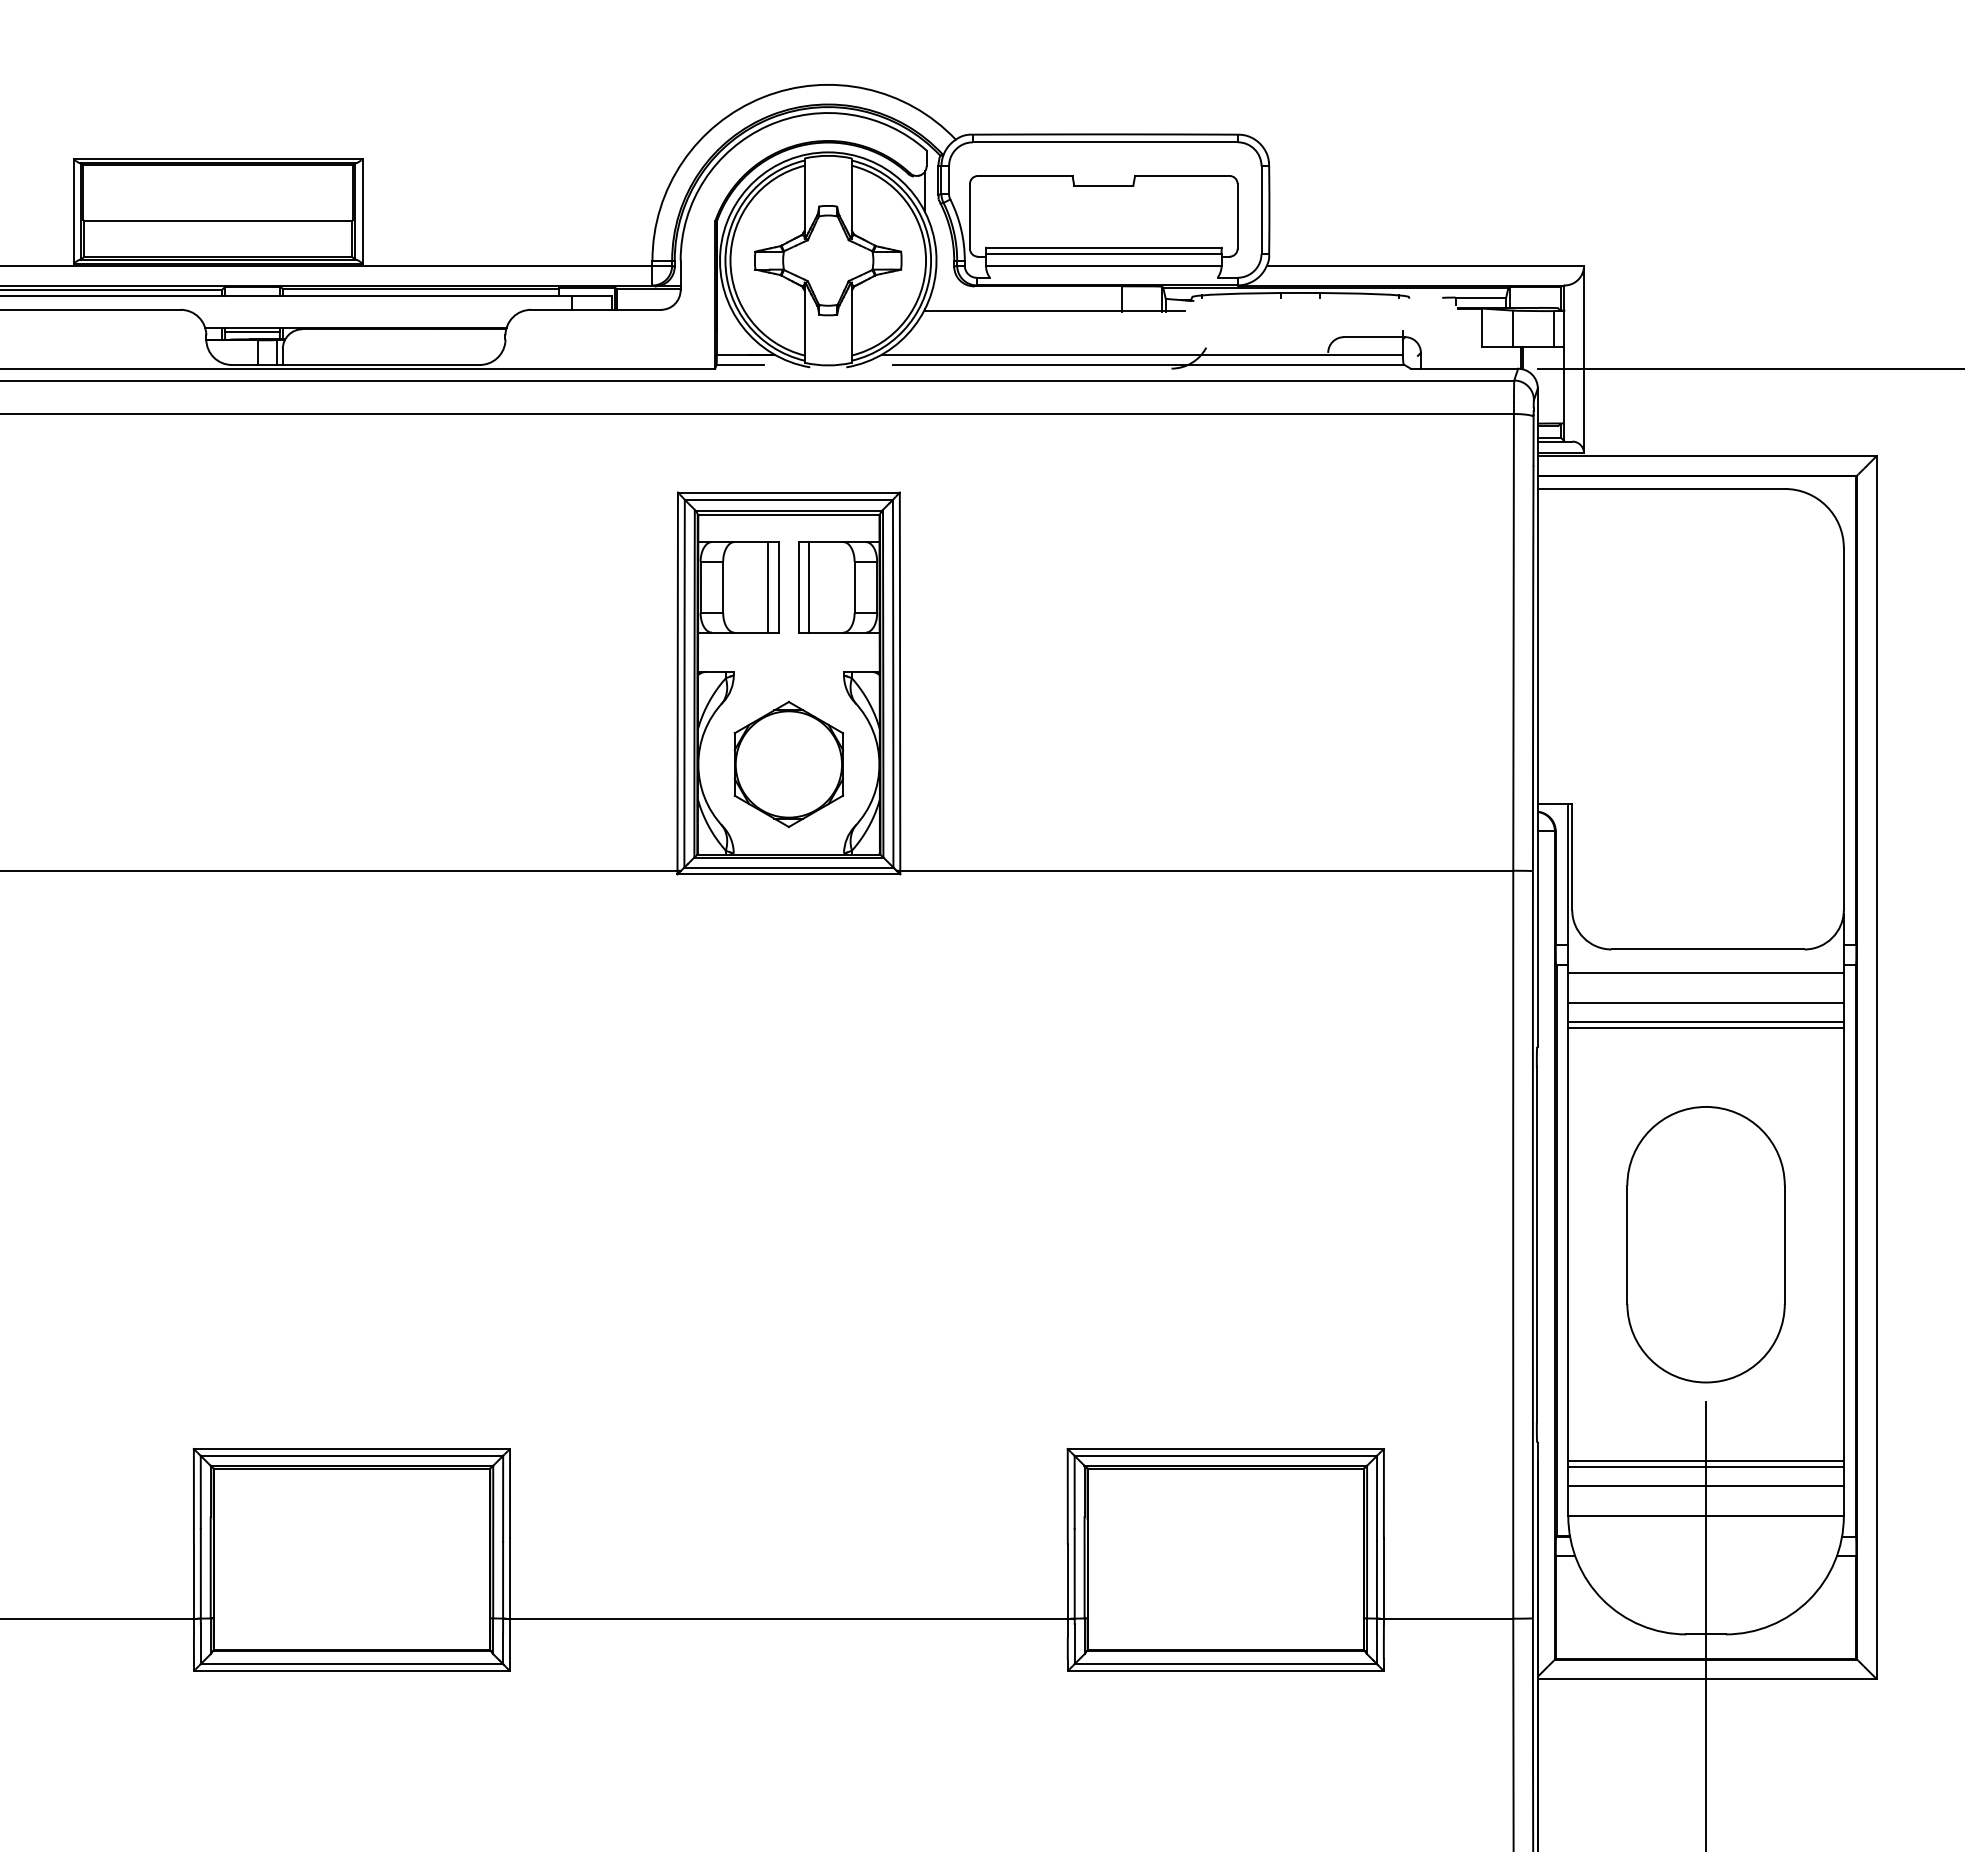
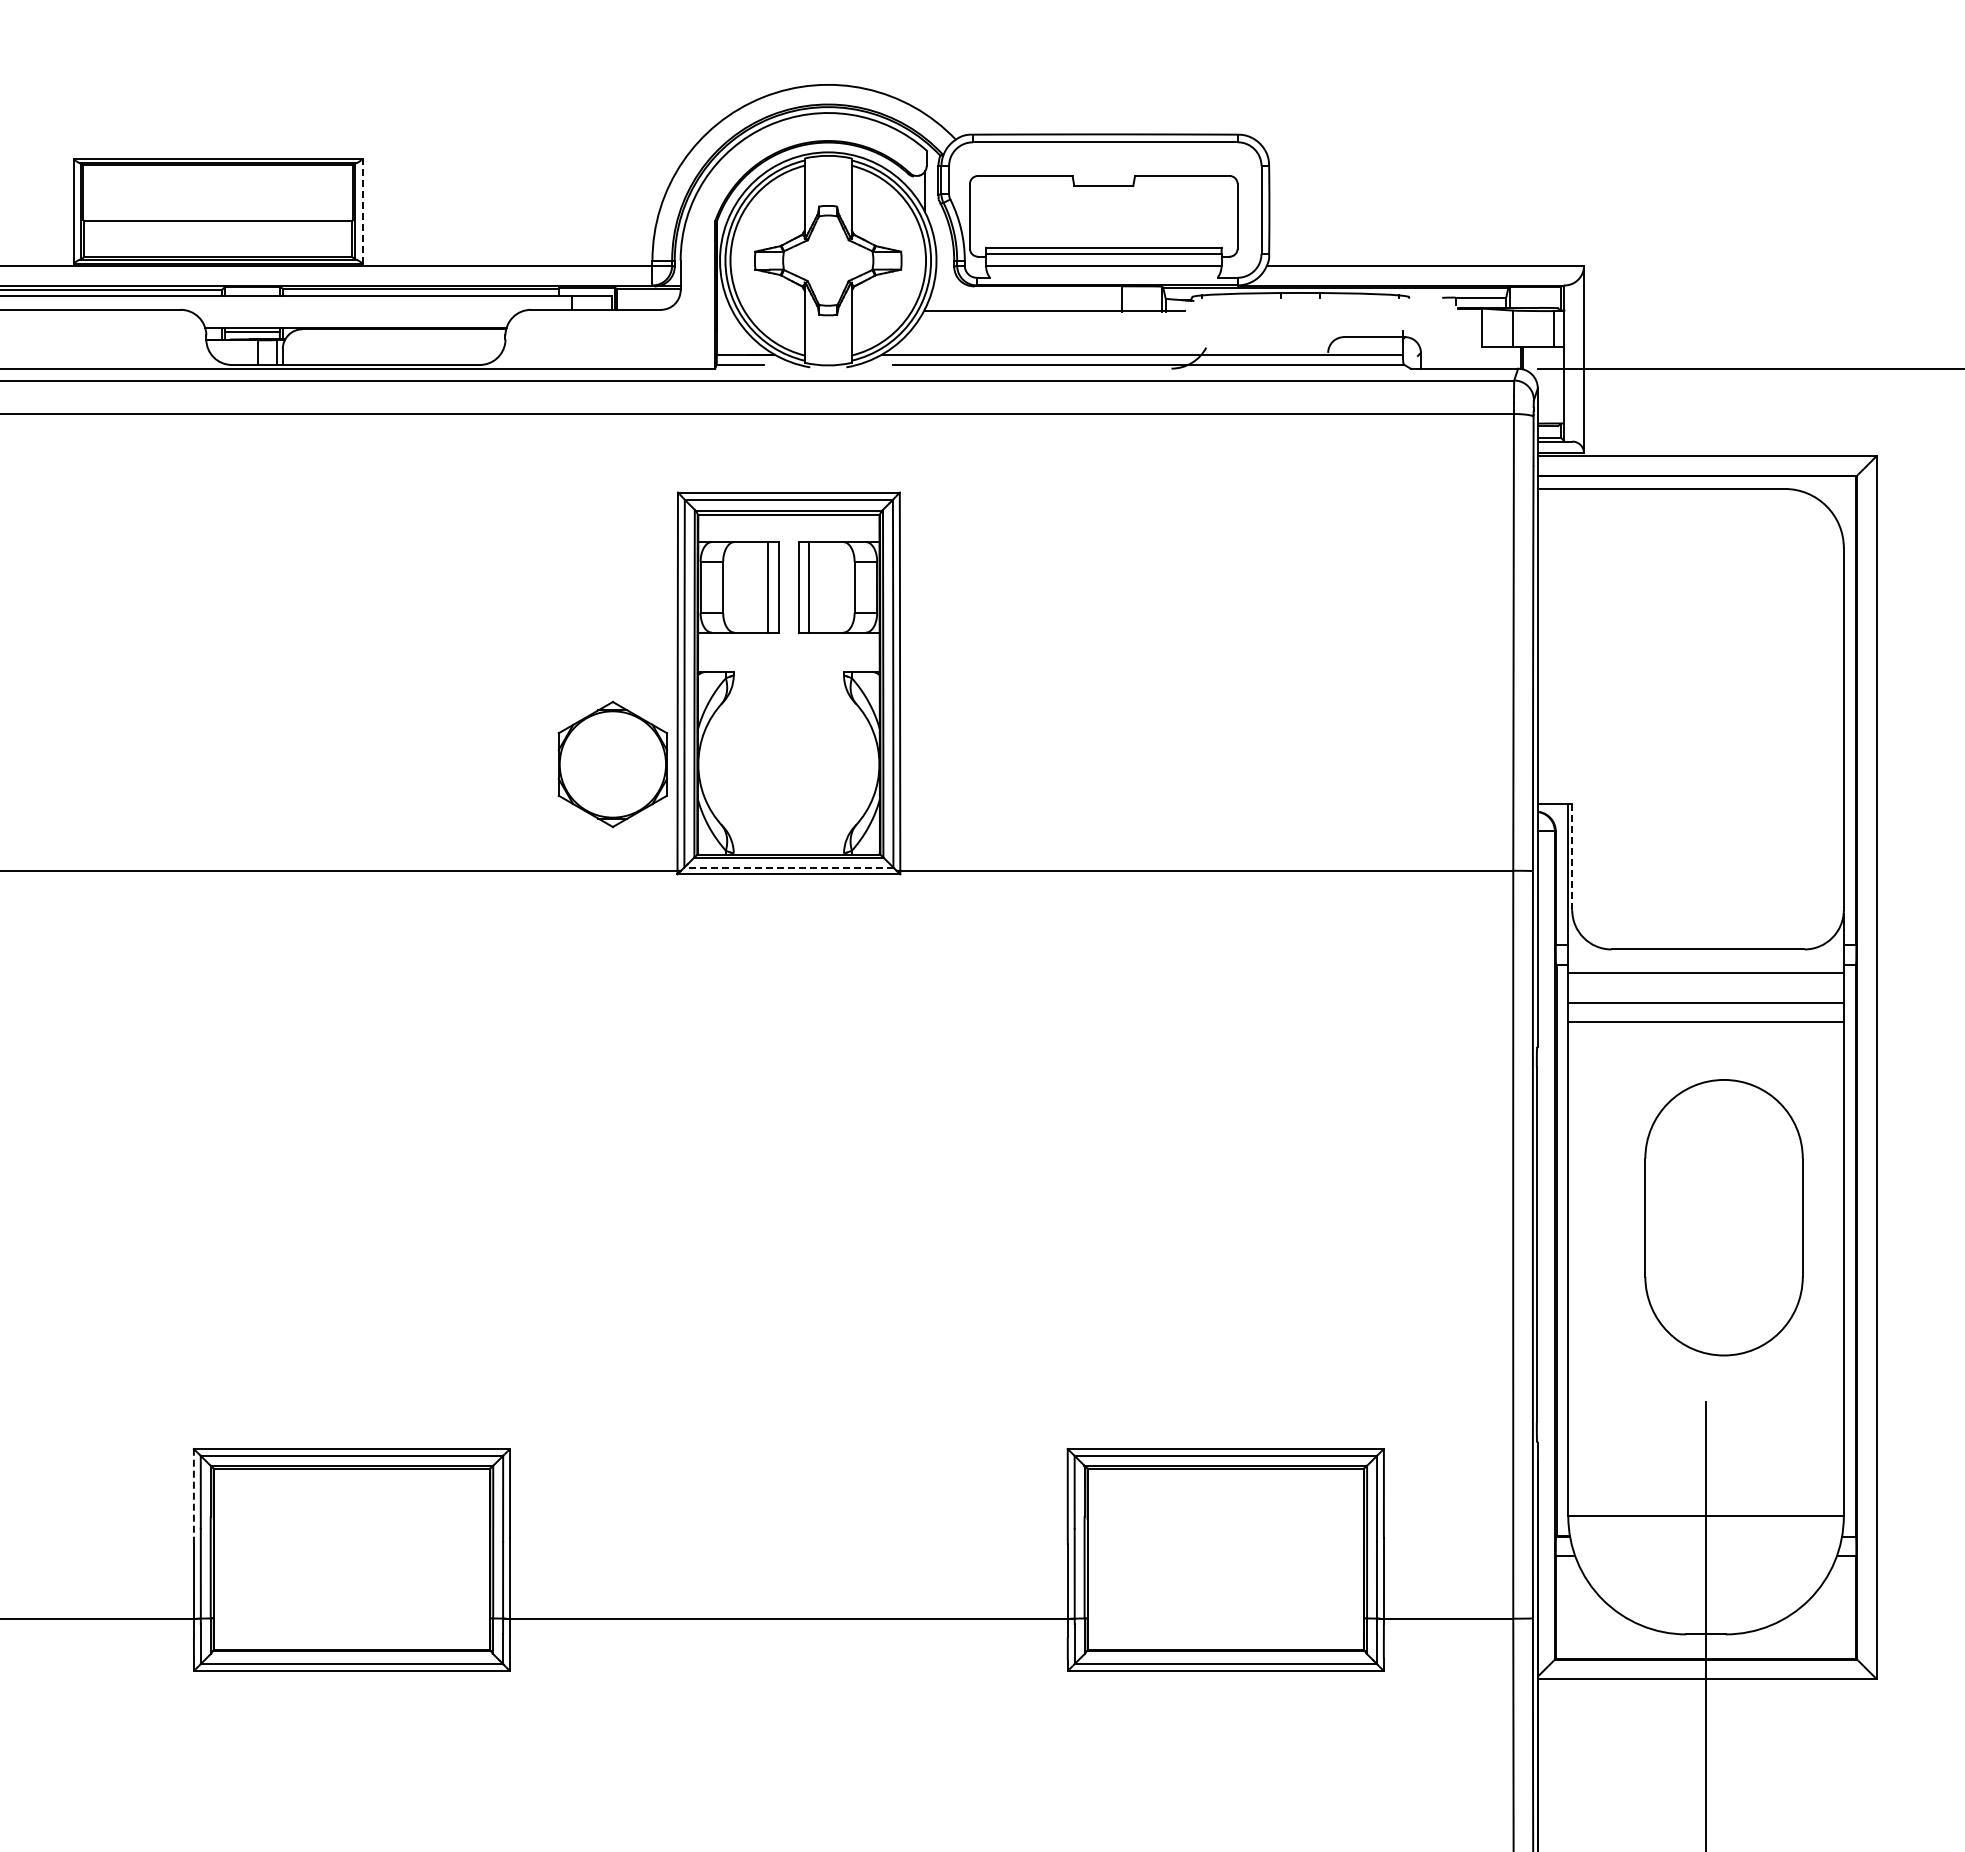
line: solid -> dashed (362, 210)
part position: (788, 764) -> (612, 764) (612, 764)
line: solid -> dashed (1572, 856)
line: solid -> dashed (788, 867)
line: present -> none (1705, 1028)
part position: (1705, 1244) -> (1723, 1217) (1723, 1217)
line: present -> none (1705, 1461)
line: present -> none (1705, 1467)
line: present -> none (1705, 1486)
line: solid -> dashed (193, 1495)
